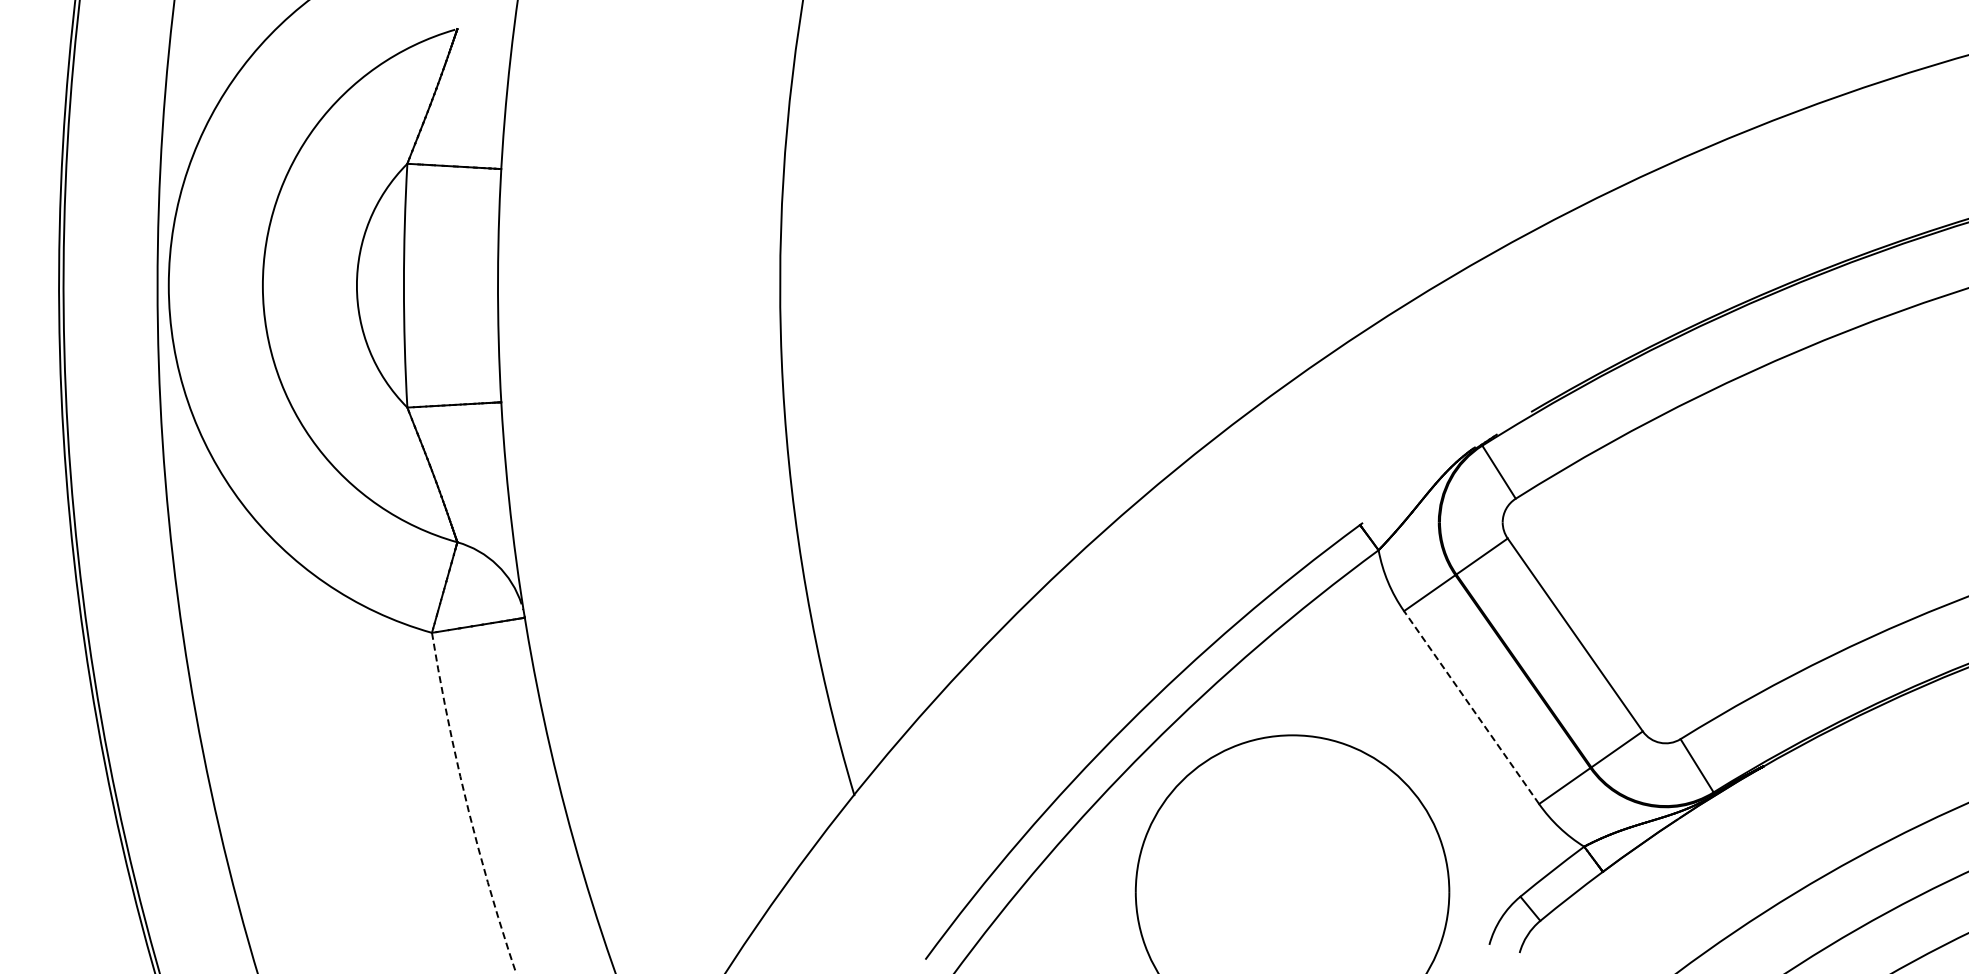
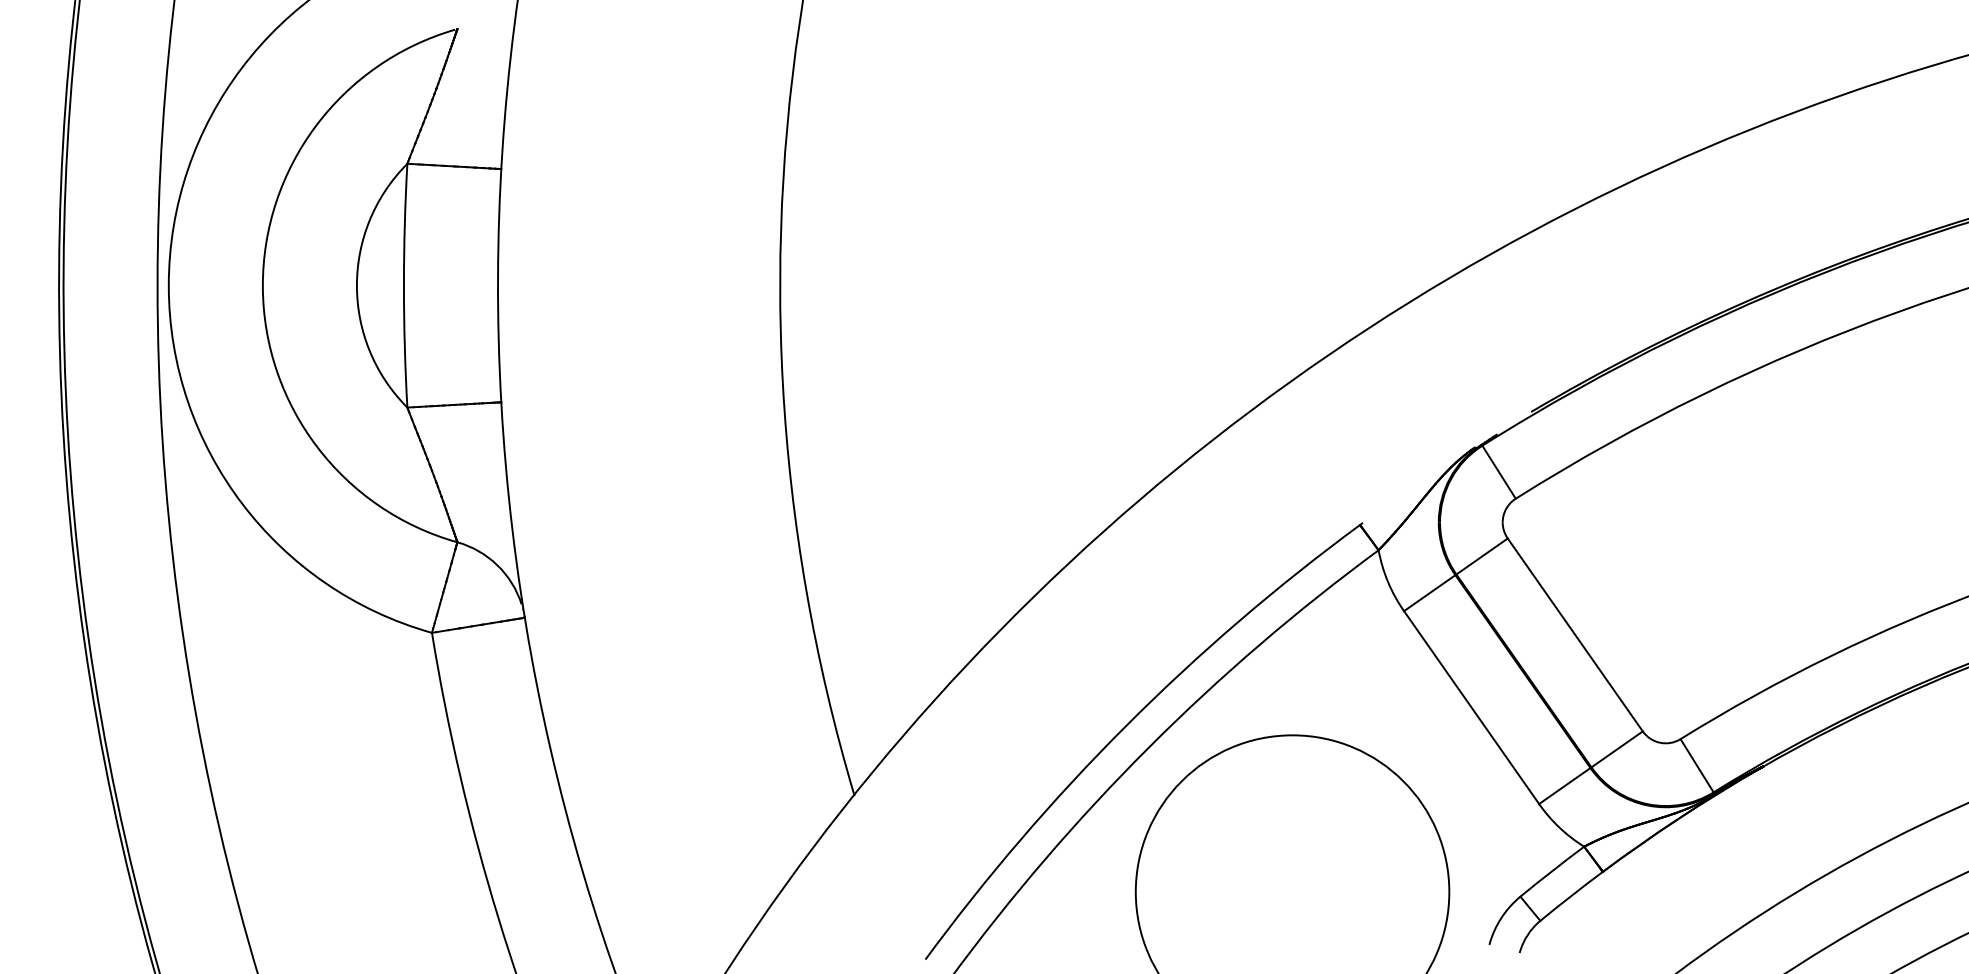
line: dashed -> solid (1471, 707)
arc: dashed -> solid (467, 806)
